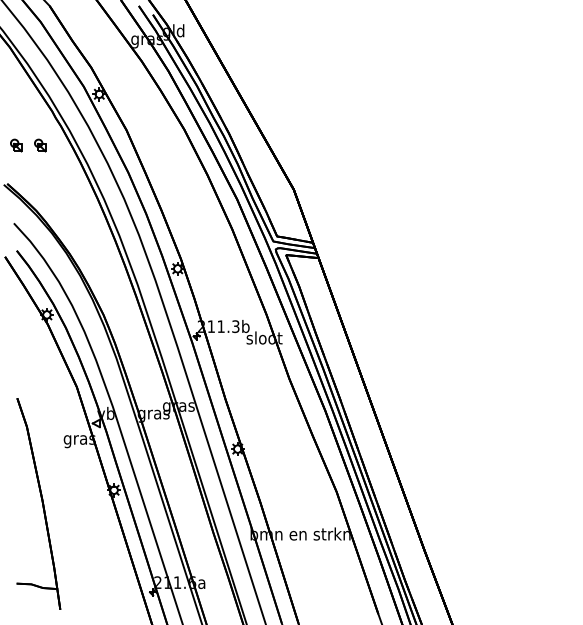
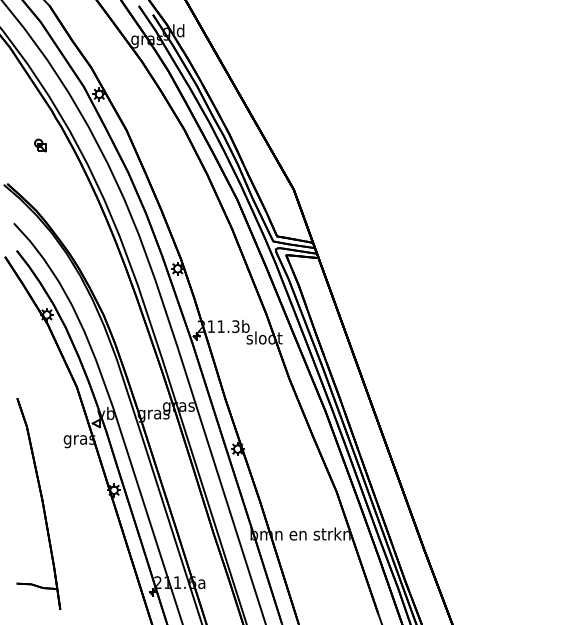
part: present -> none (16, 145)
